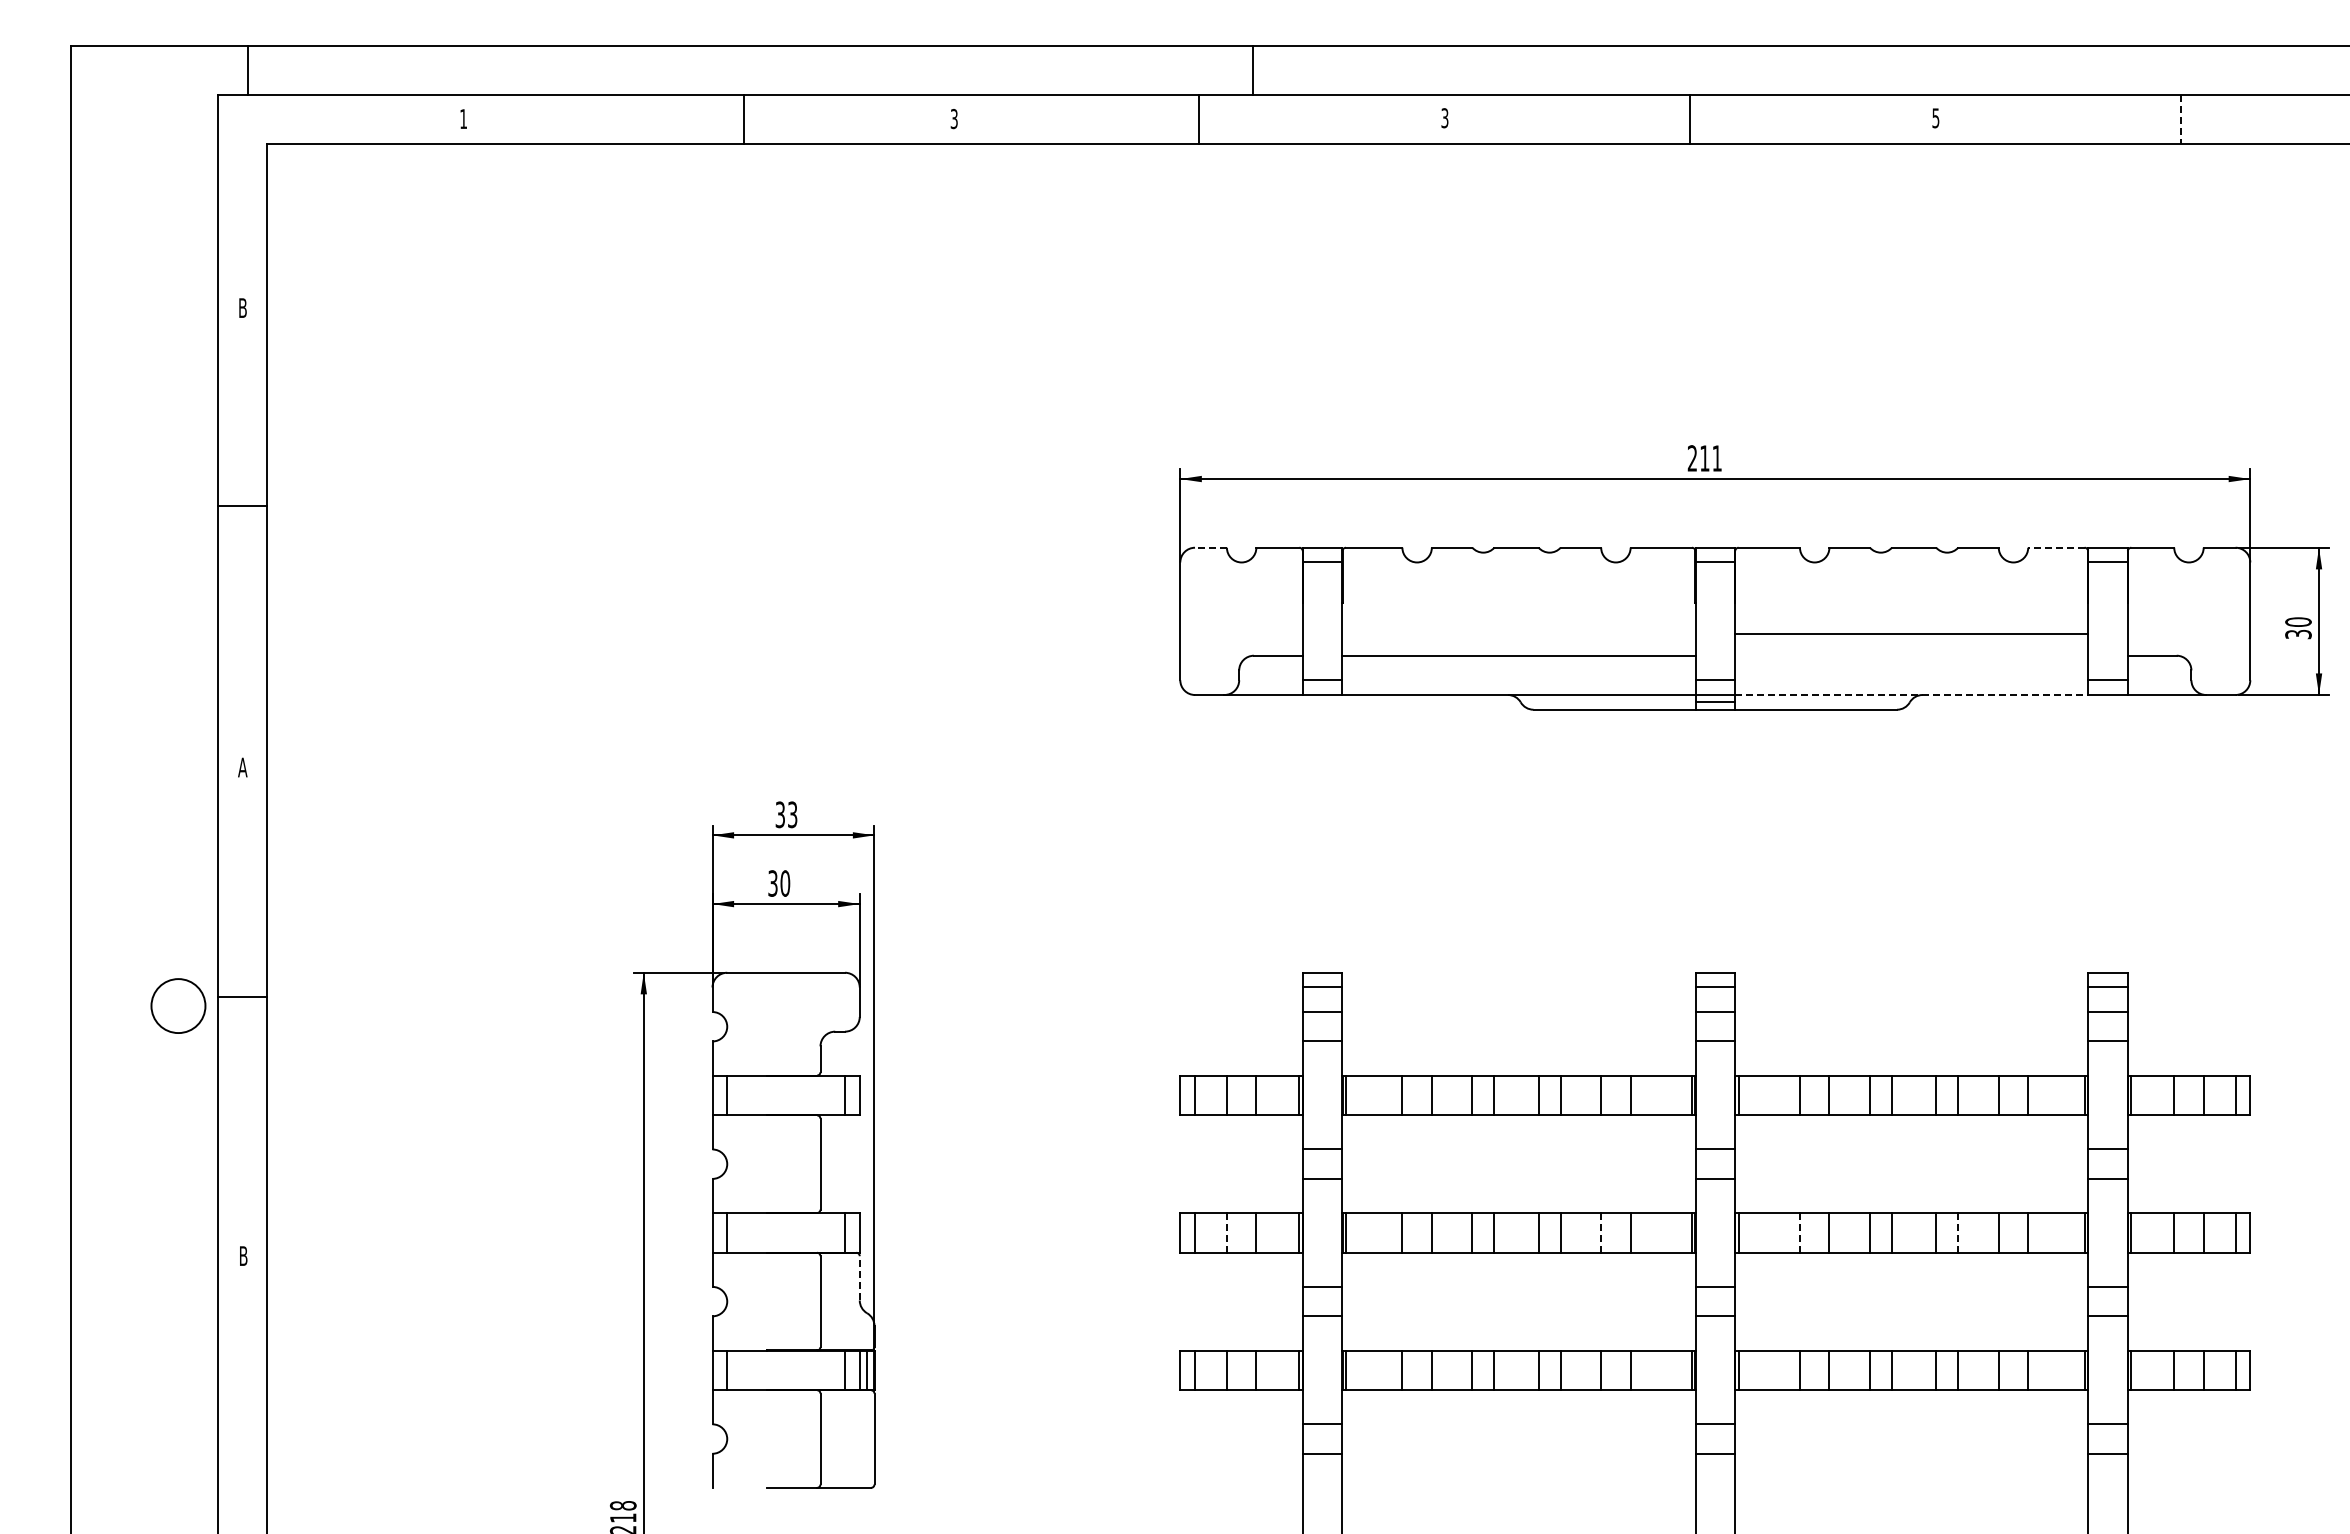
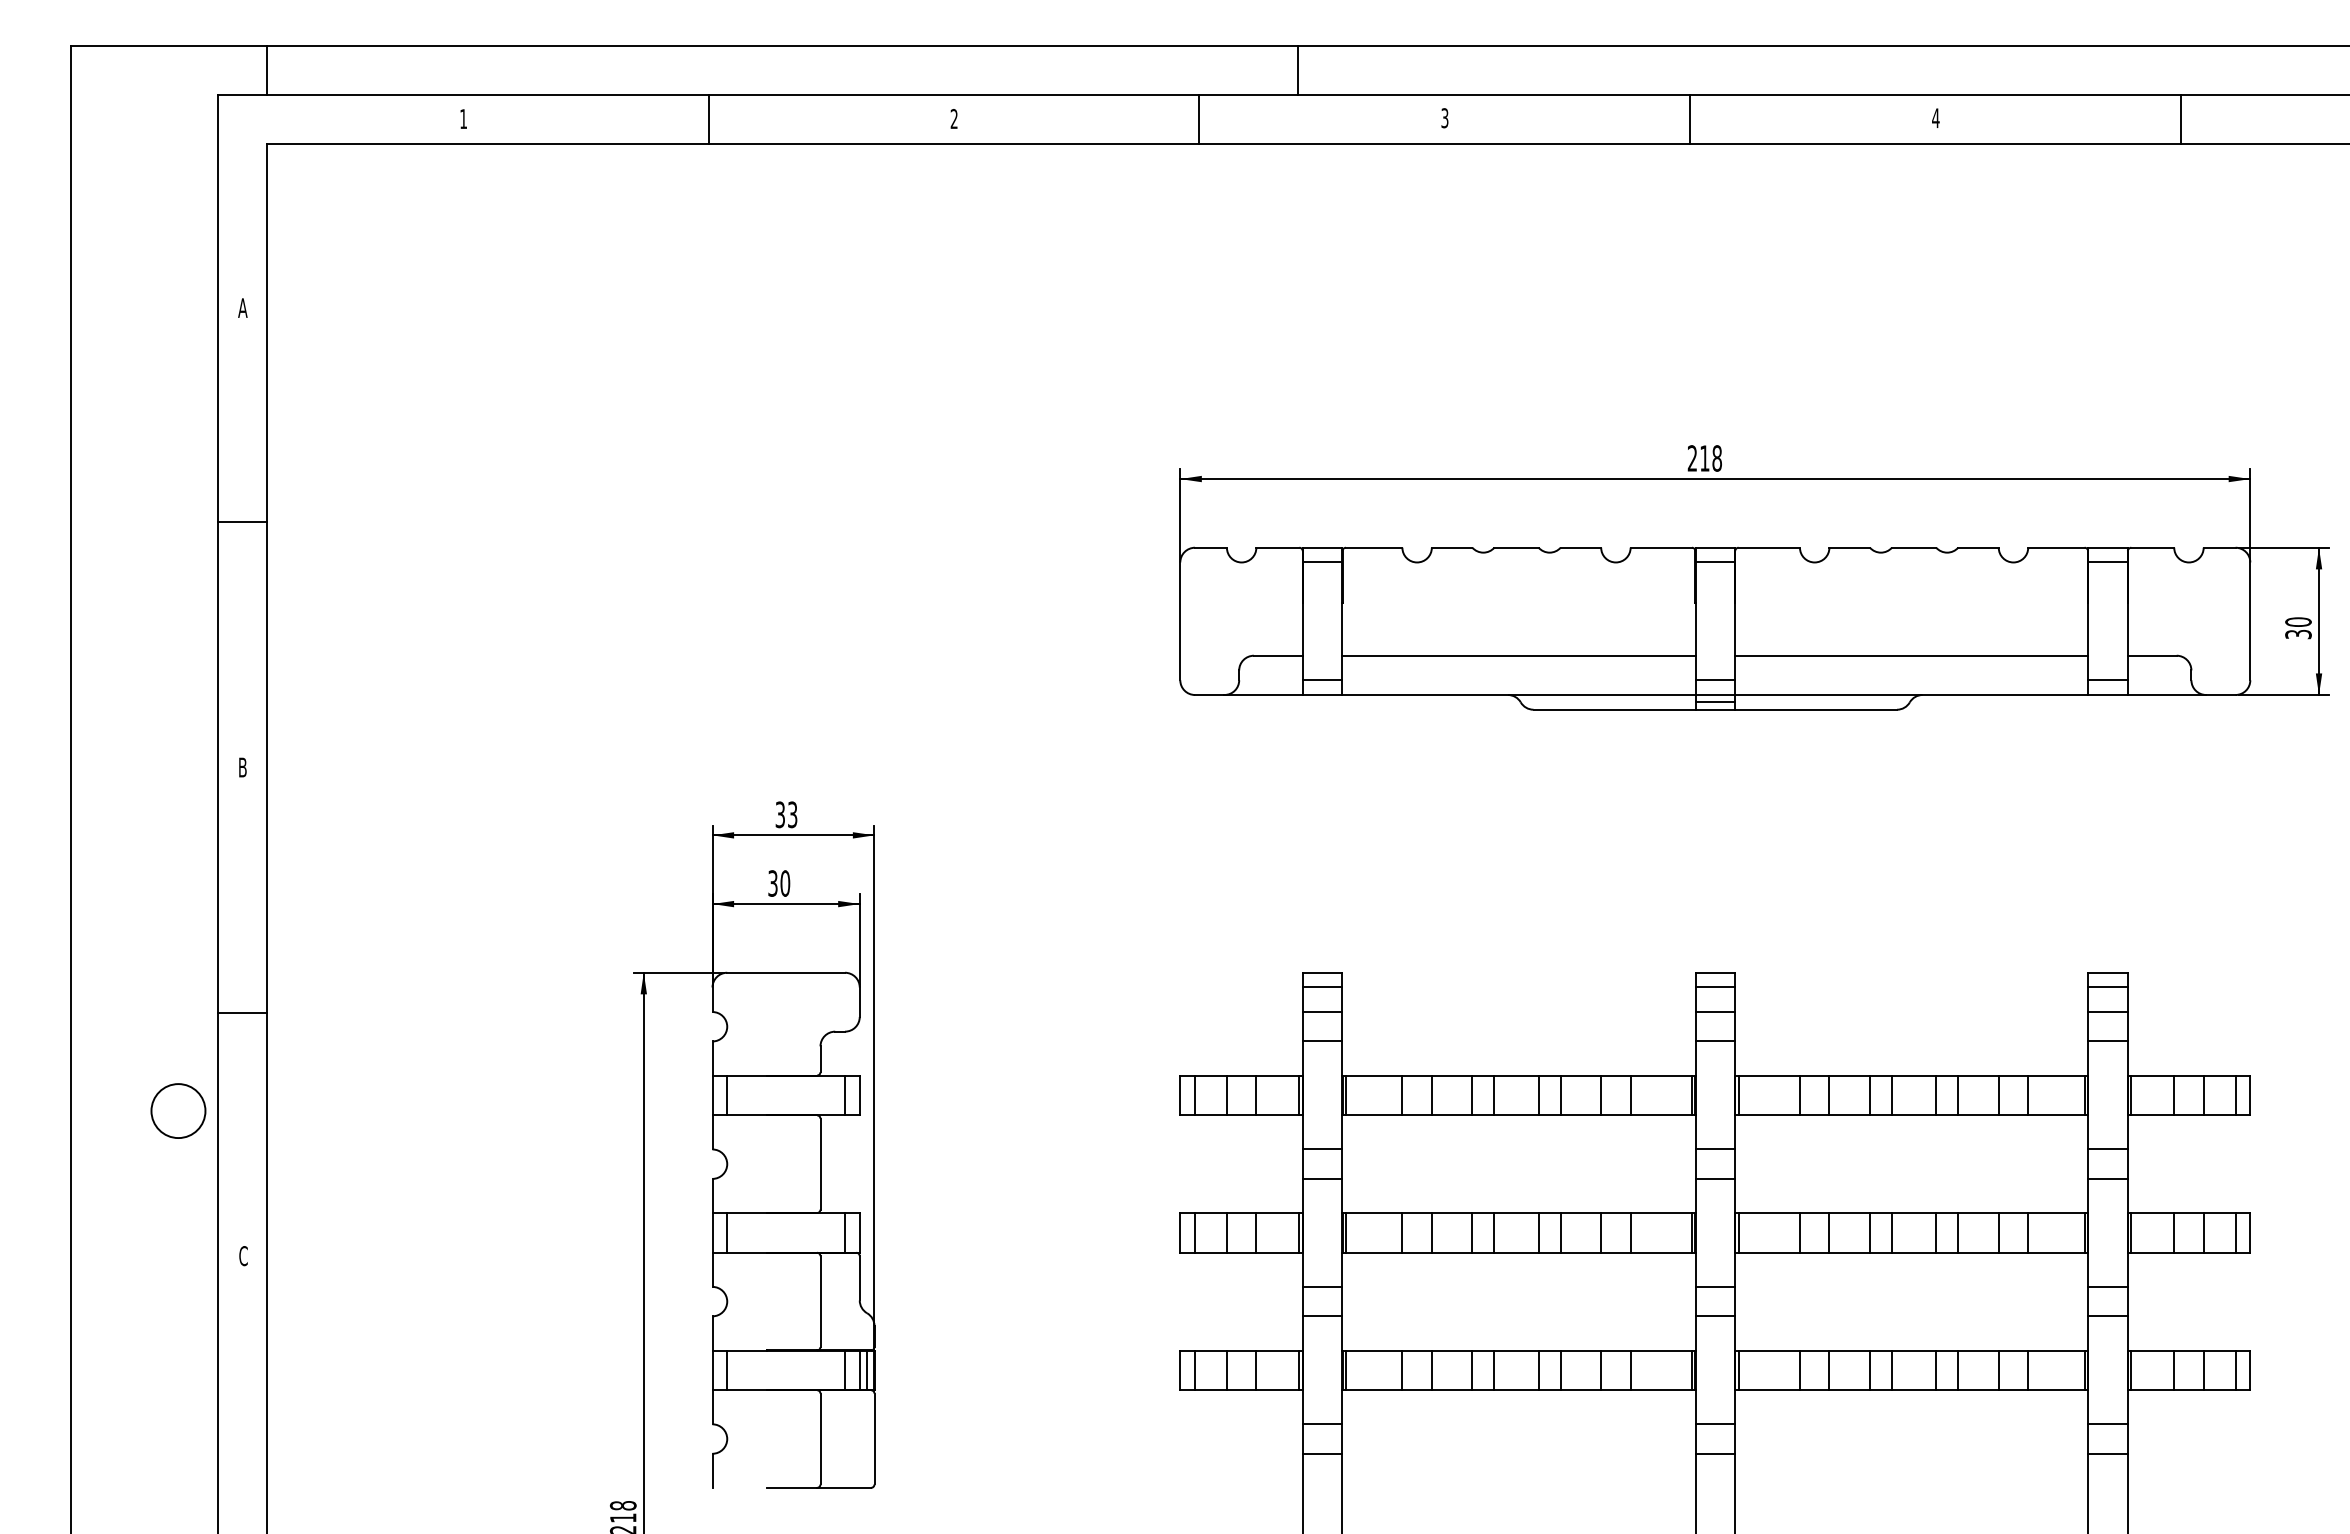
line position: (247, 70) -> (266, 70) (266, 70)
line position: (1252, 70) -> (1297, 70) (1297, 70)
text: 5 -> 4 (1935, 118)
line position: (743, 119) -> (708, 119) (708, 119)
text: 3 -> 2 (953, 119)
line: dashed -> solid (2181, 119)
text: B -> A (242, 307)
text: 211 -> 218 (1716, 458)
line position: (241, 506) -> (241, 522) (241, 522)
line: dashed -> solid (1210, 547)
line: dashed -> solid (2055, 547)
line position: (1911, 633) -> (1911, 655) (1911, 655)
line: dashed -> solid (1911, 695)
text: A -> B (242, 767)
line position: (241, 996) -> (241, 1012) (241, 1012)
circle position: (178, 1005) -> (178, 1110) (178, 1110)
line: dashed -> solid (1226, 1232)
line: dashed -> solid (1601, 1232)
line: dashed -> solid (1799, 1232)
line: dashed -> solid (1958, 1232)
text: B -> C (243, 1256)
line: dashed -> solid (859, 1277)
